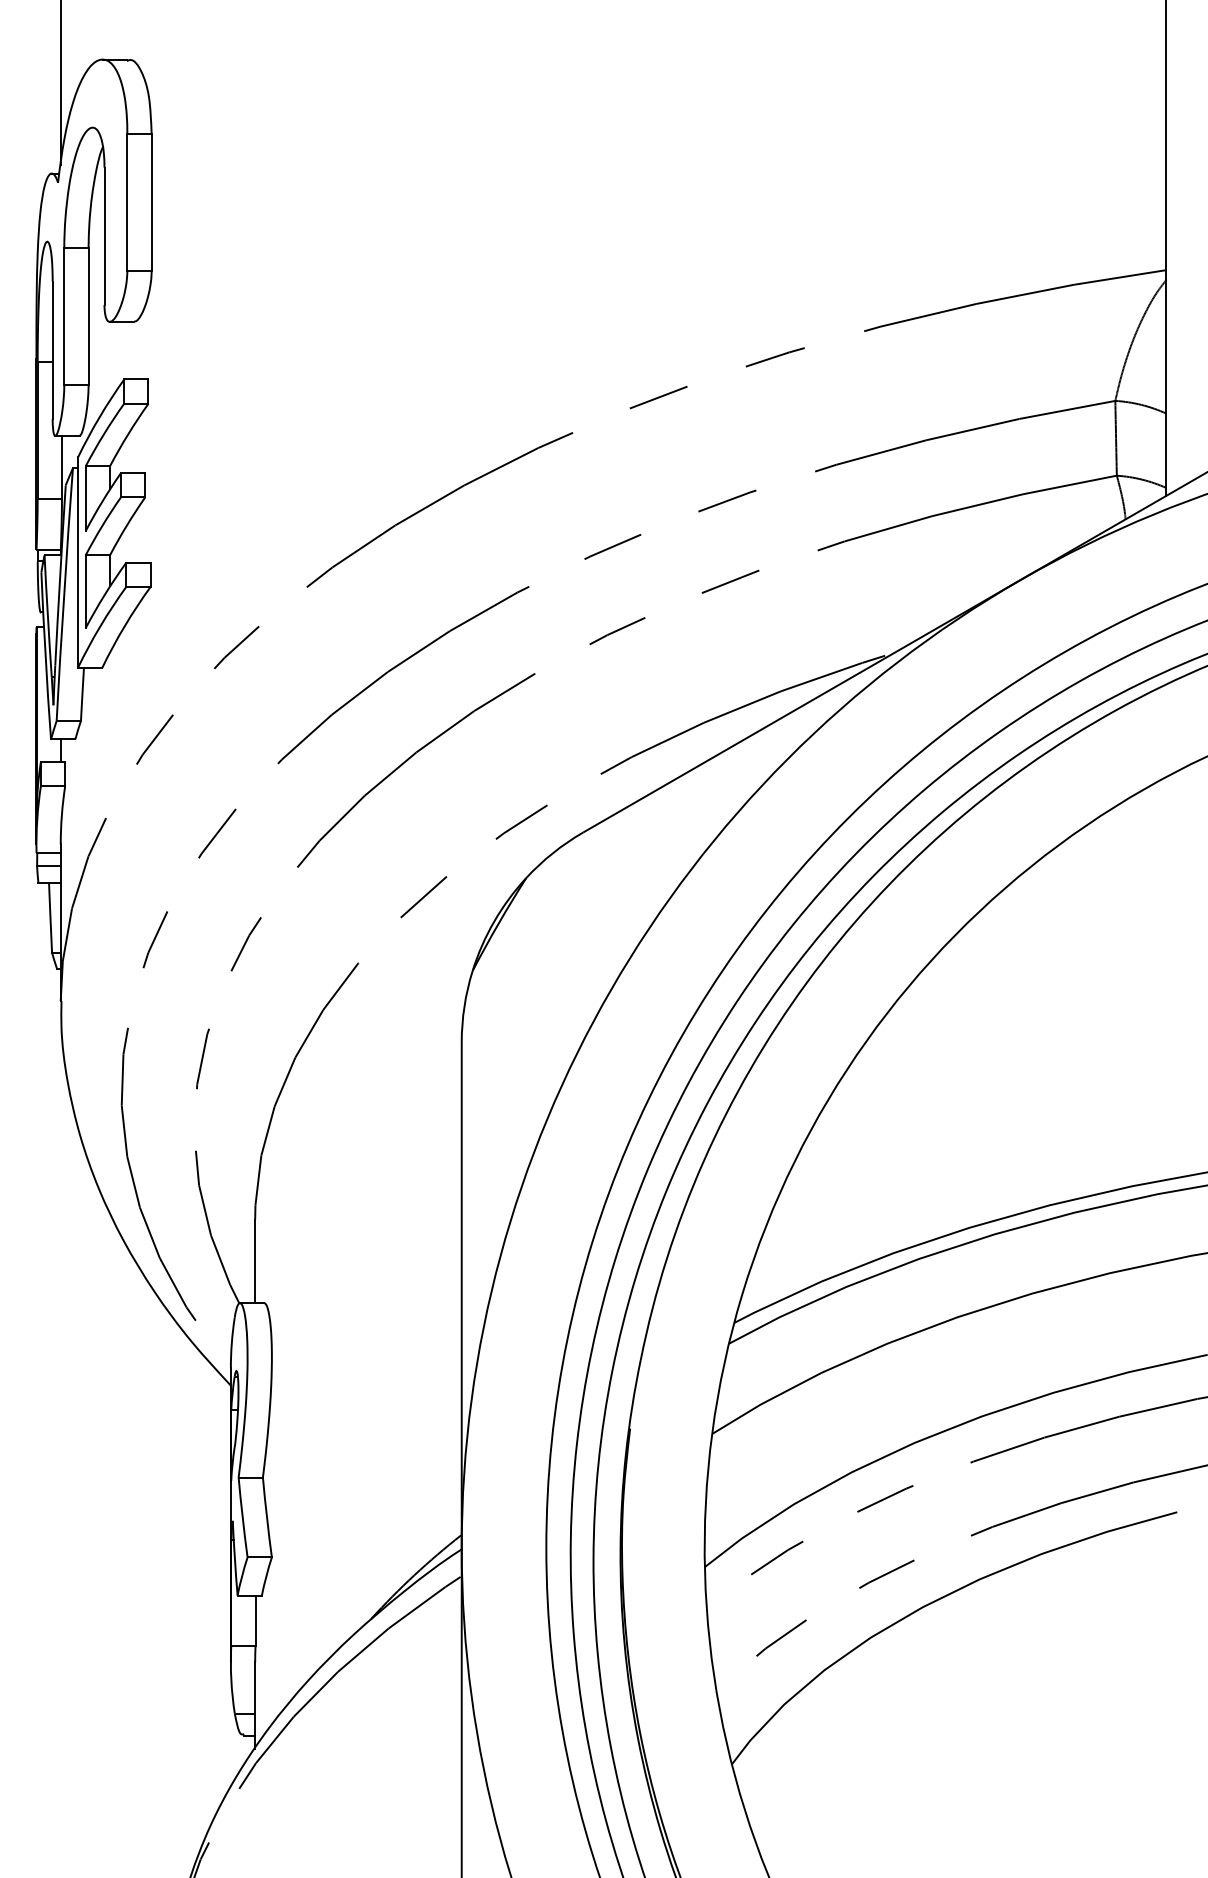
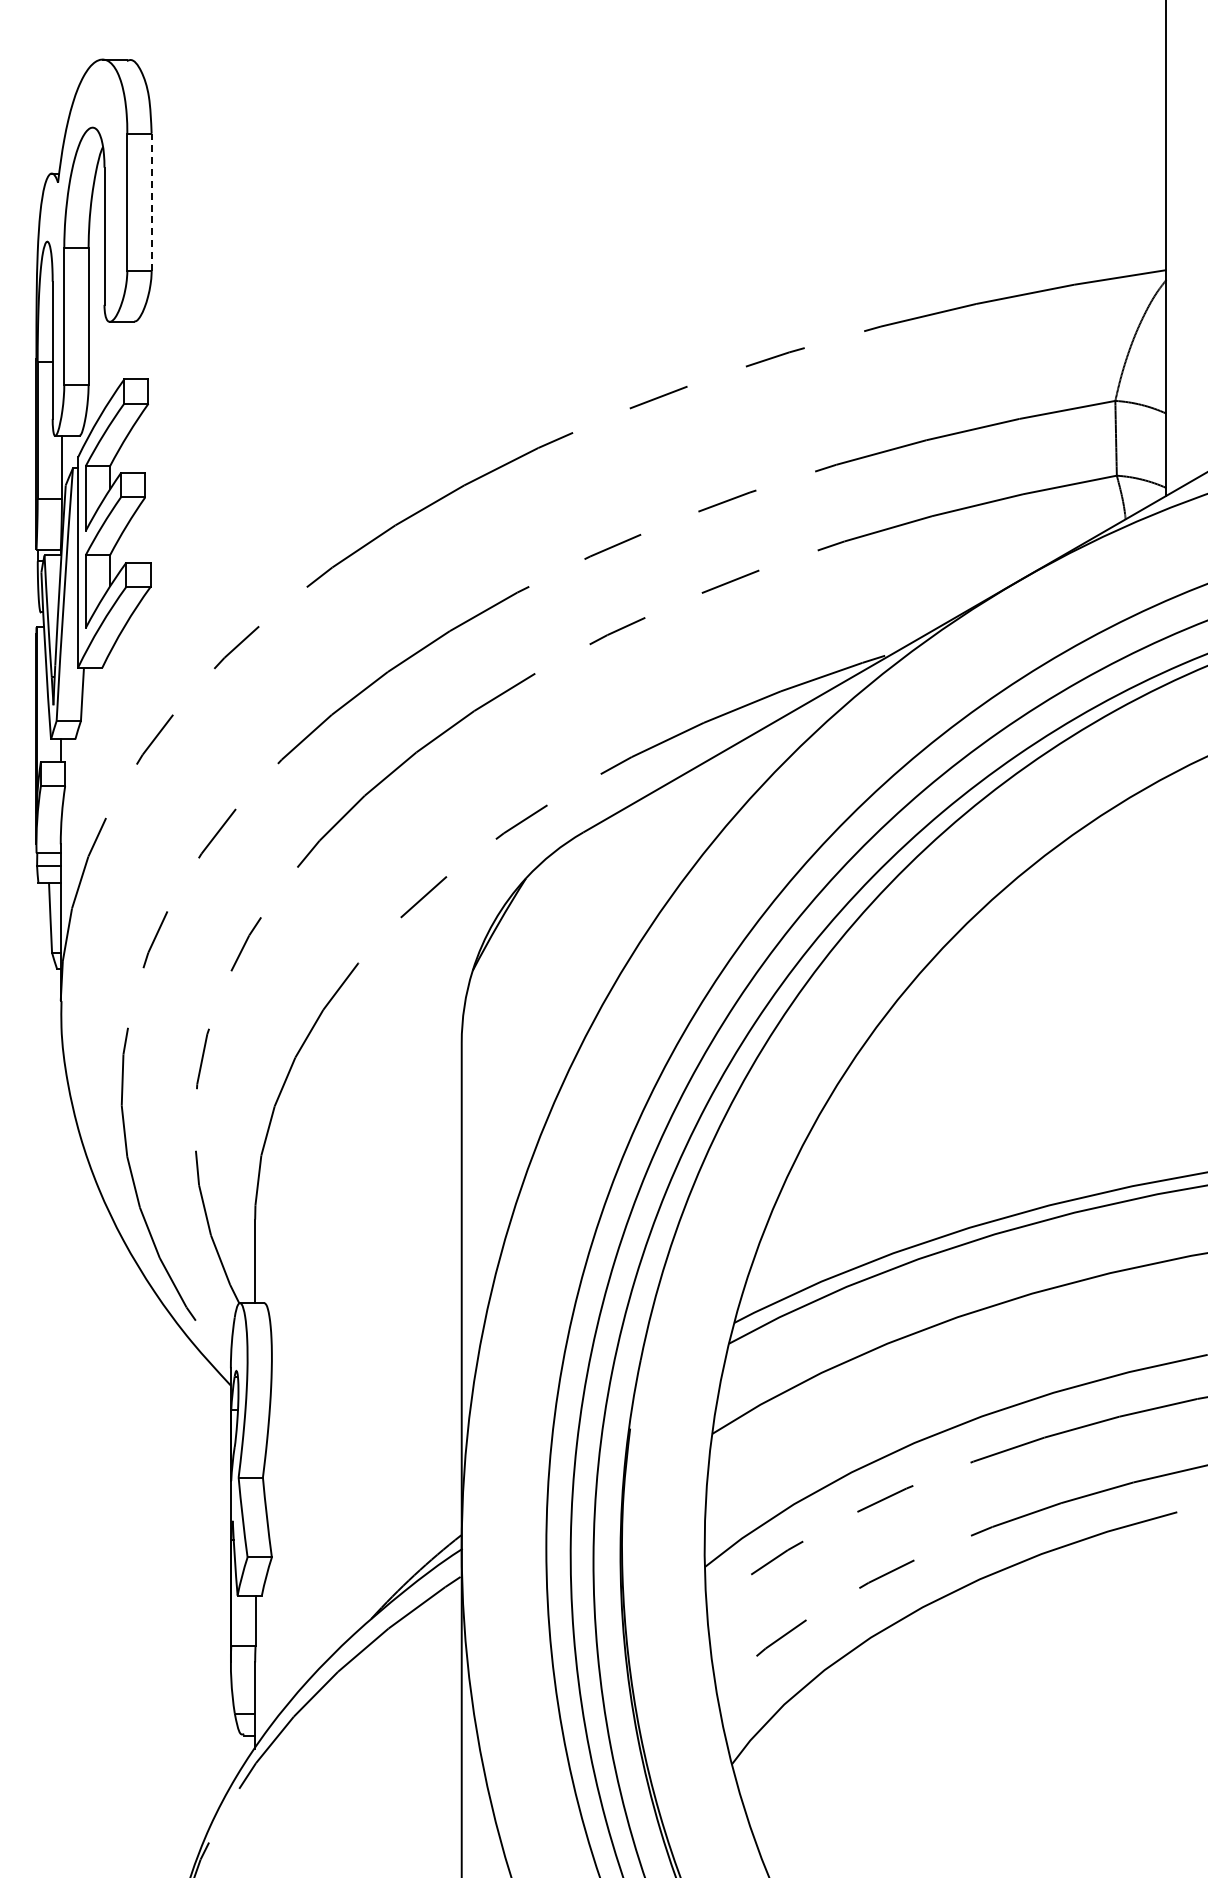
line: present -> none (60, 83)
line: solid -> dashed (151, 202)
